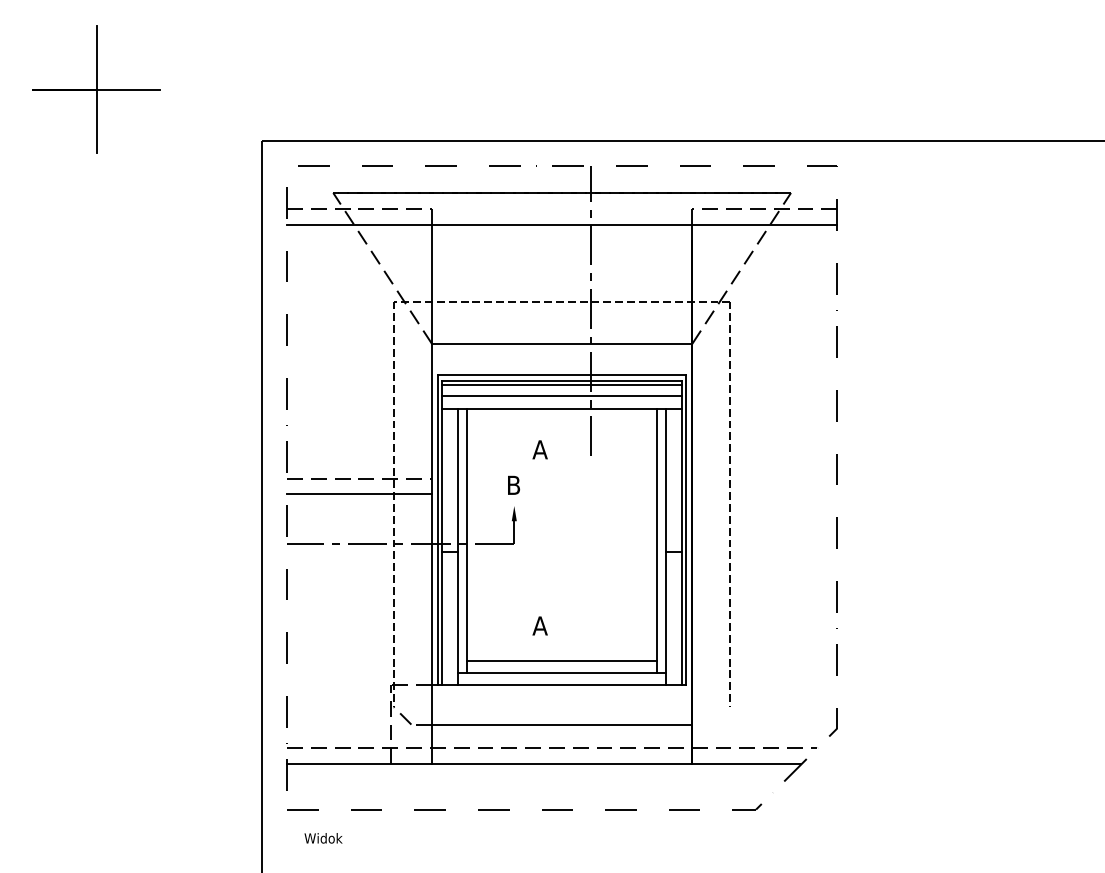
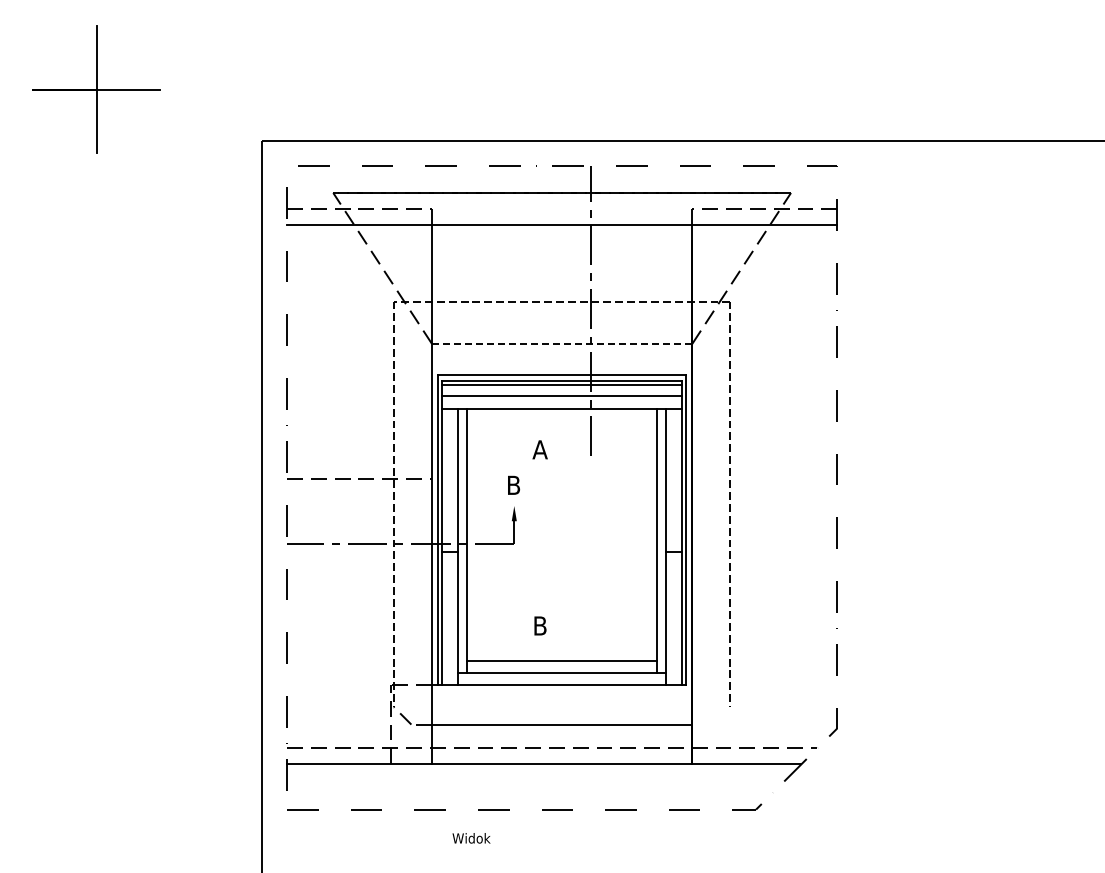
line: solid -> dashed (561, 343)
line: present -> none (359, 494)
text: A -> B (539, 625)
text position: (323, 838) -> (471, 838) (471, 838)
